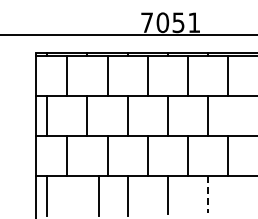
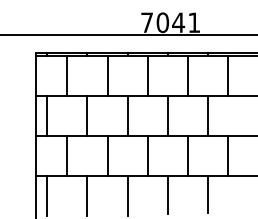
text: 7051 -> 7041 (178, 22)
line: dashed -> solid (207, 194)
line position: (99, 195) -> (87, 195) (87, 195)
